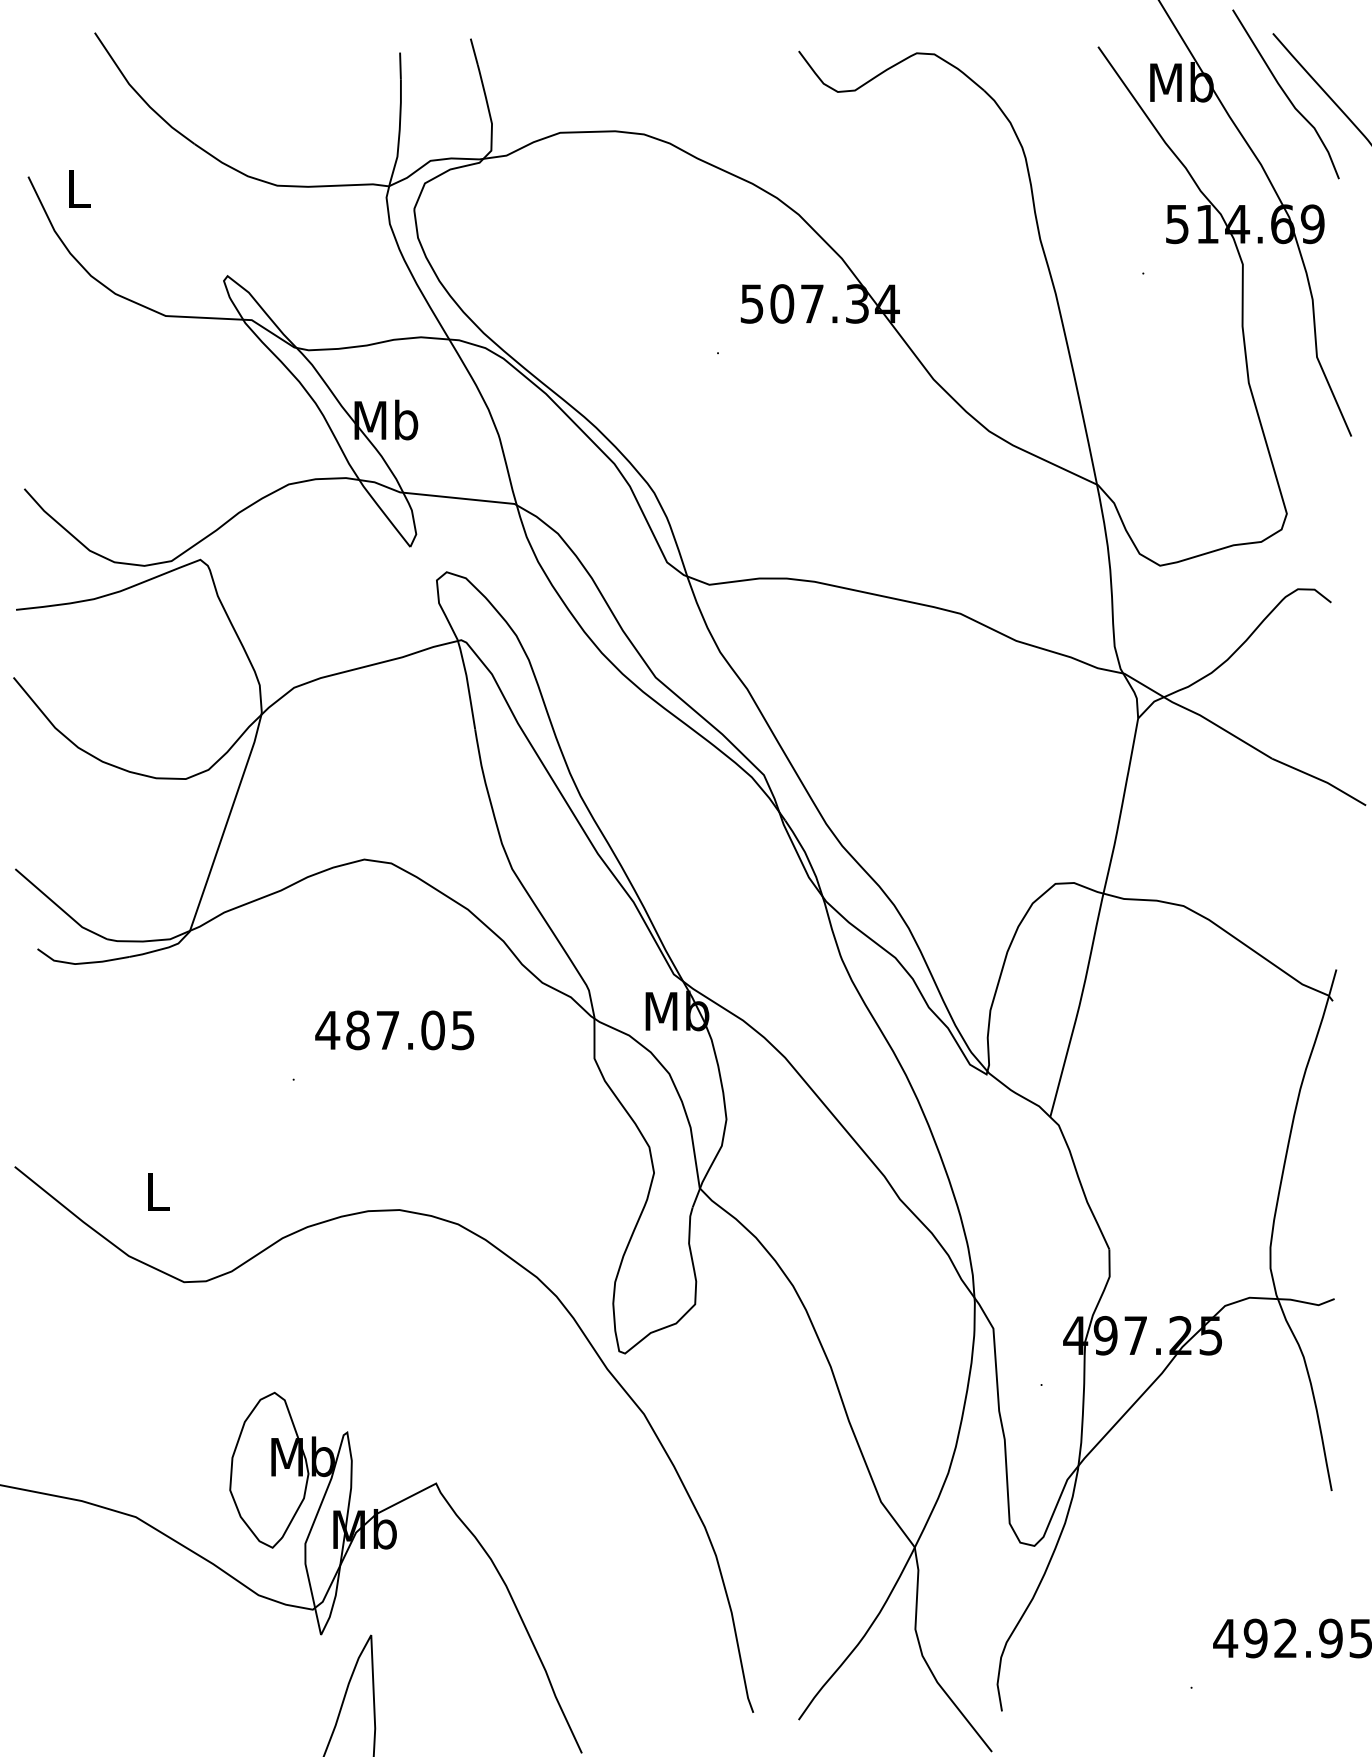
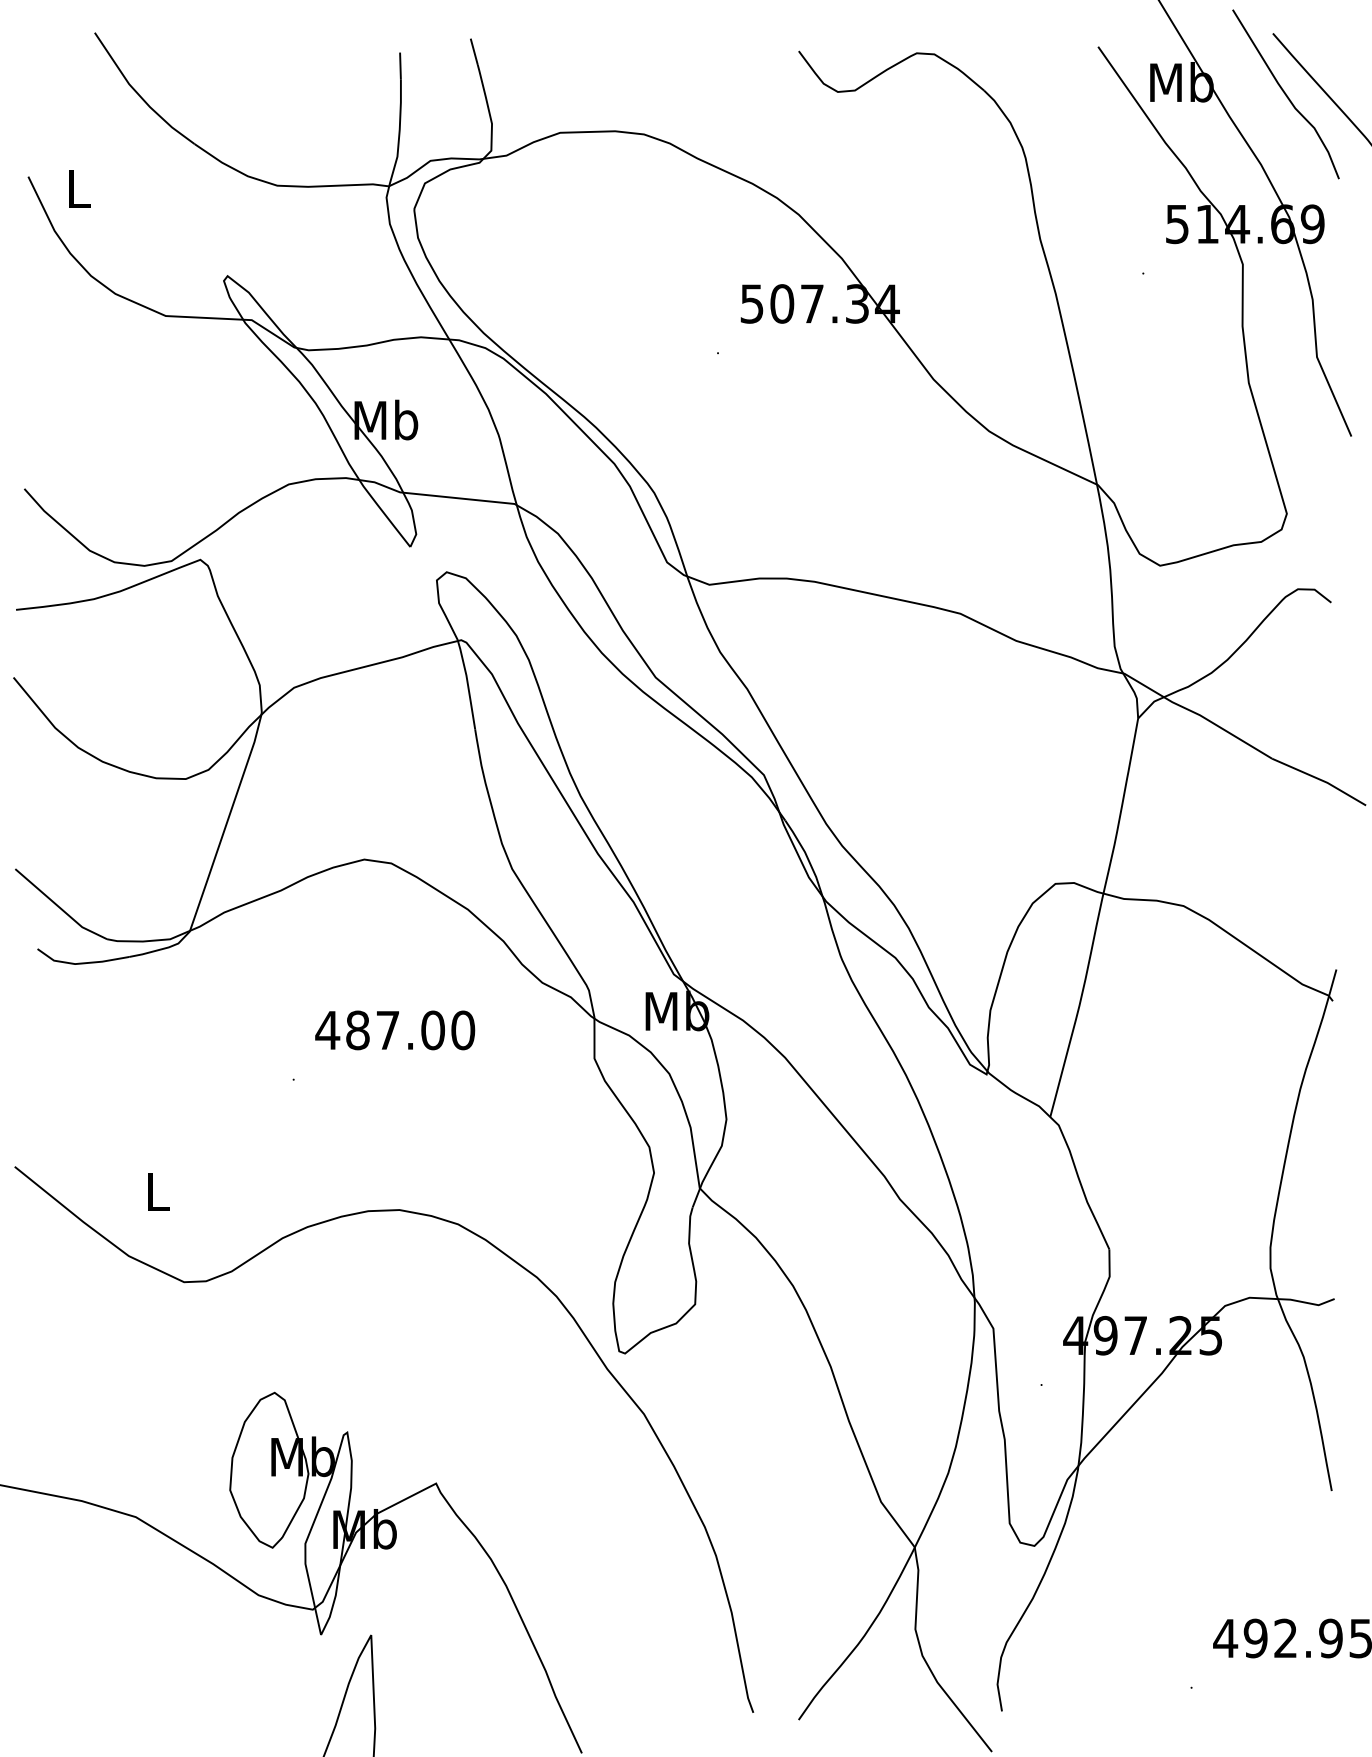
text: 487.05 -> 487.00 (463, 1030)
